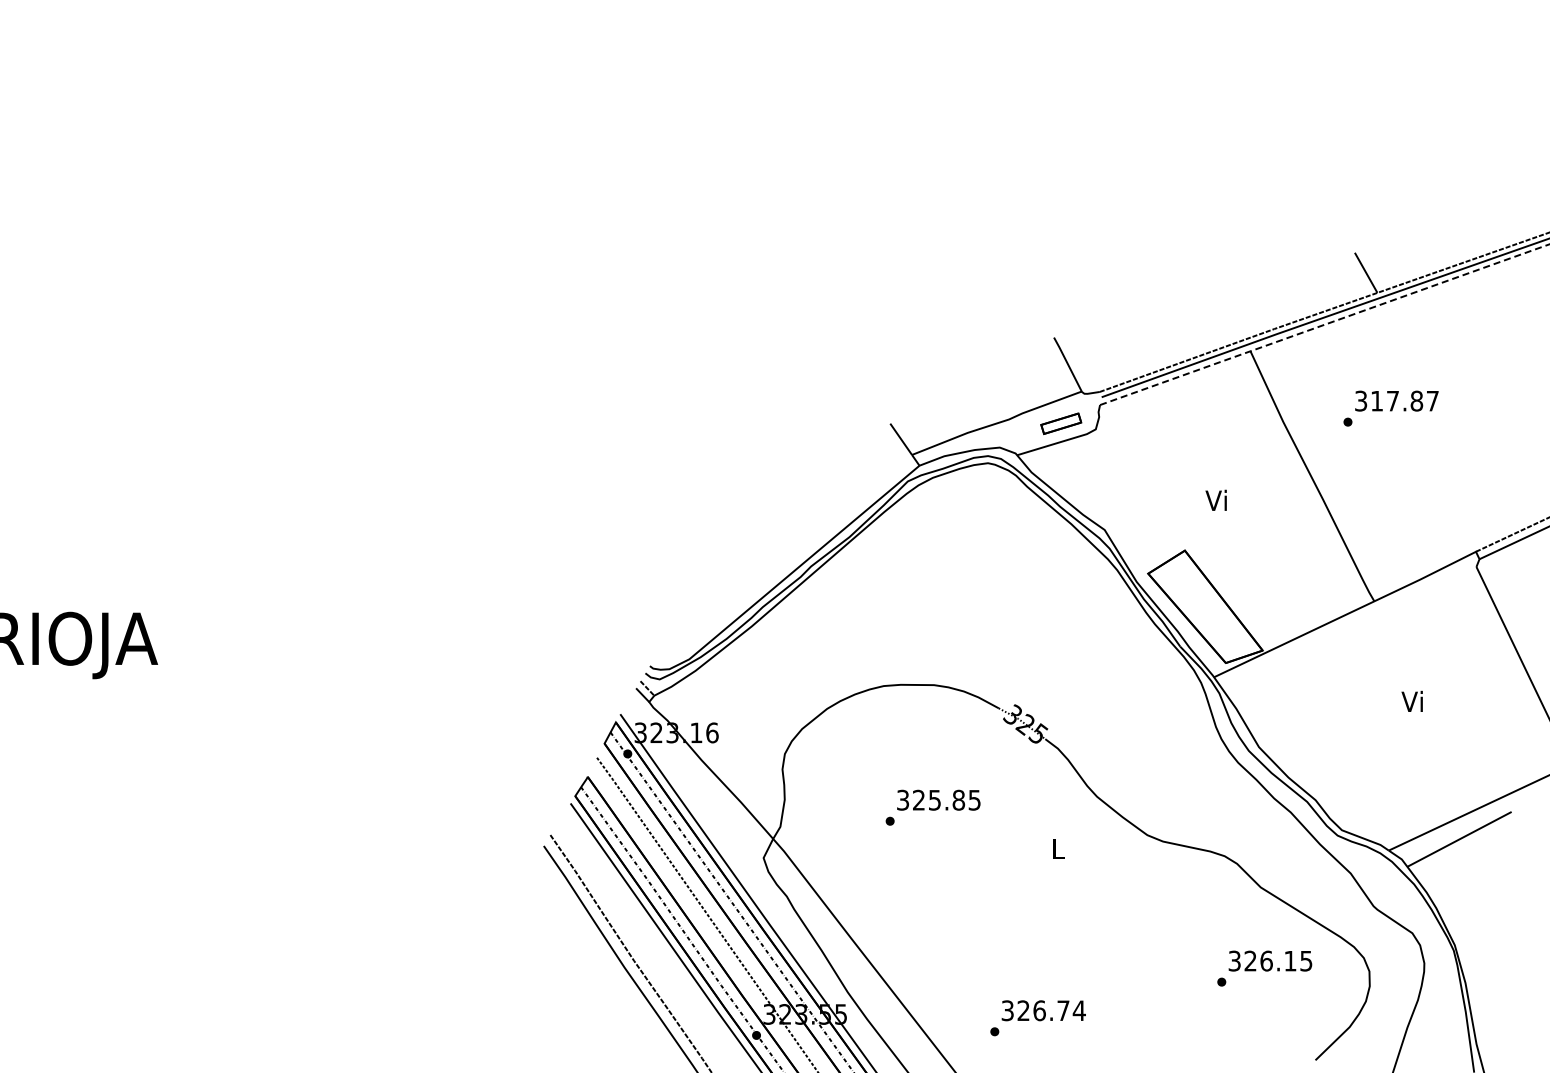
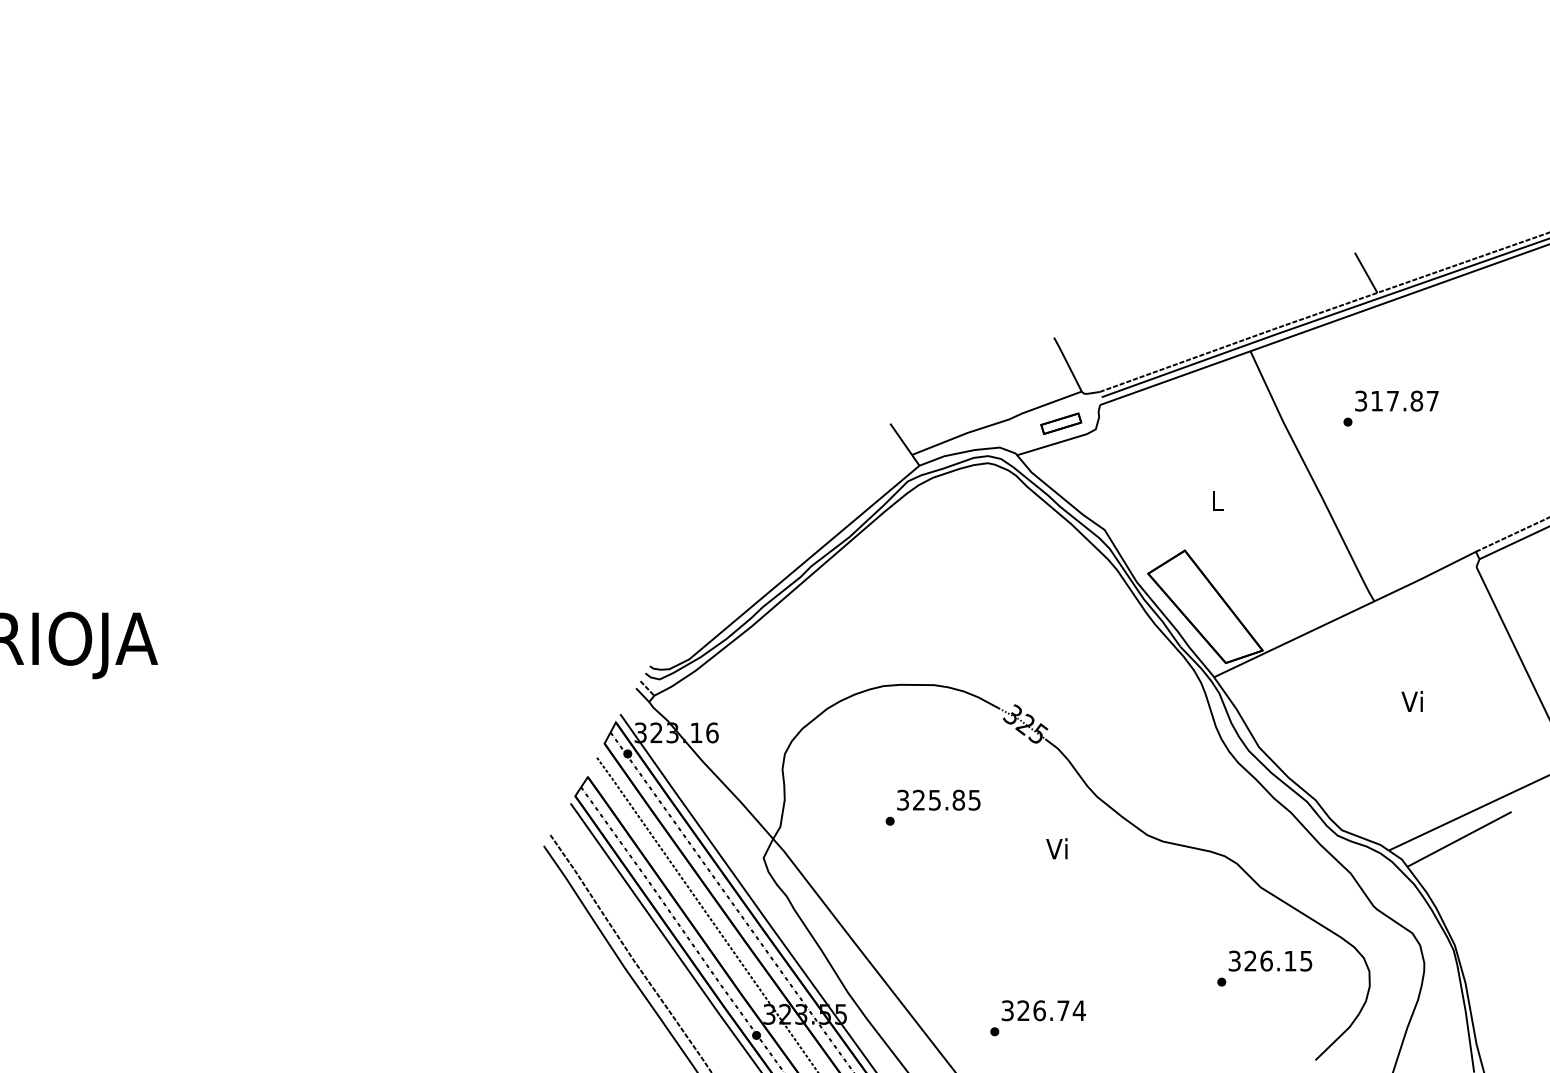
line: dashed -> solid (1324, 324)
text: Vi -> L (1215, 499)
text: L -> Vi (1056, 848)
